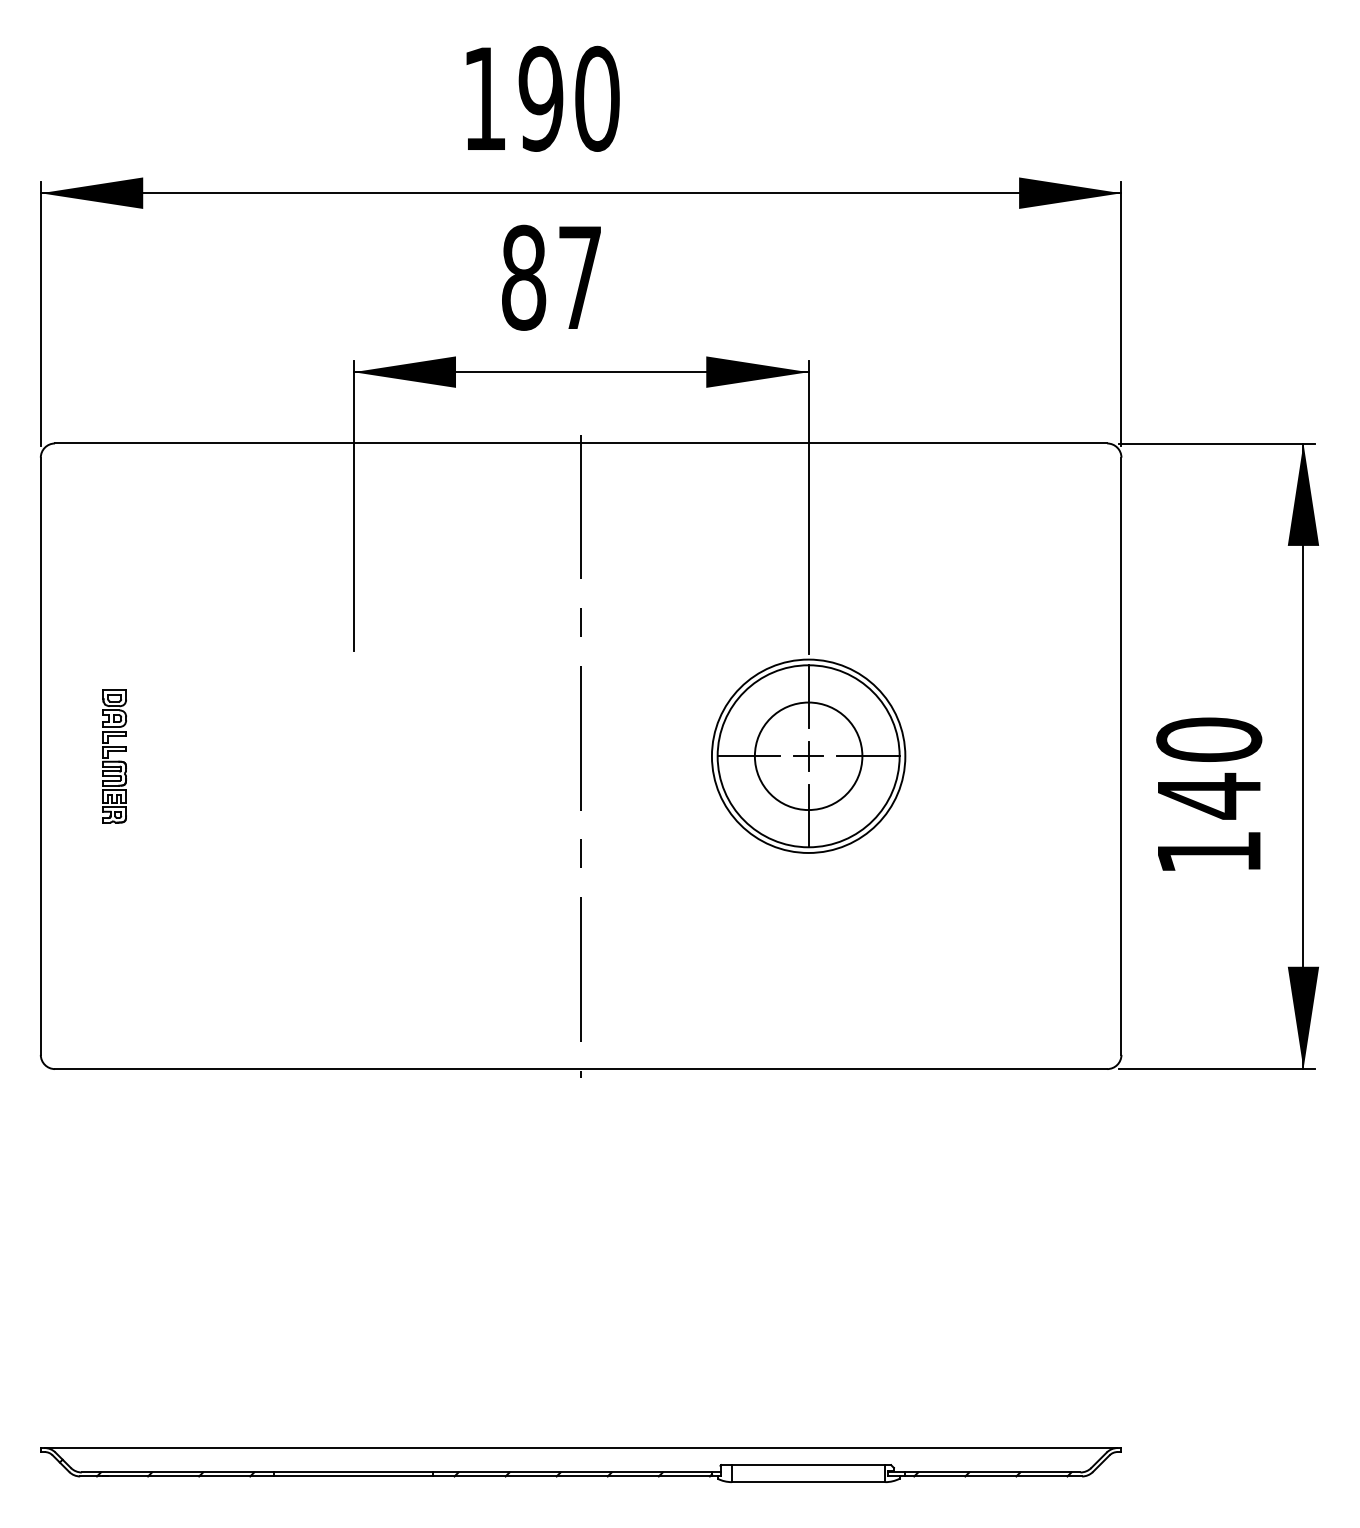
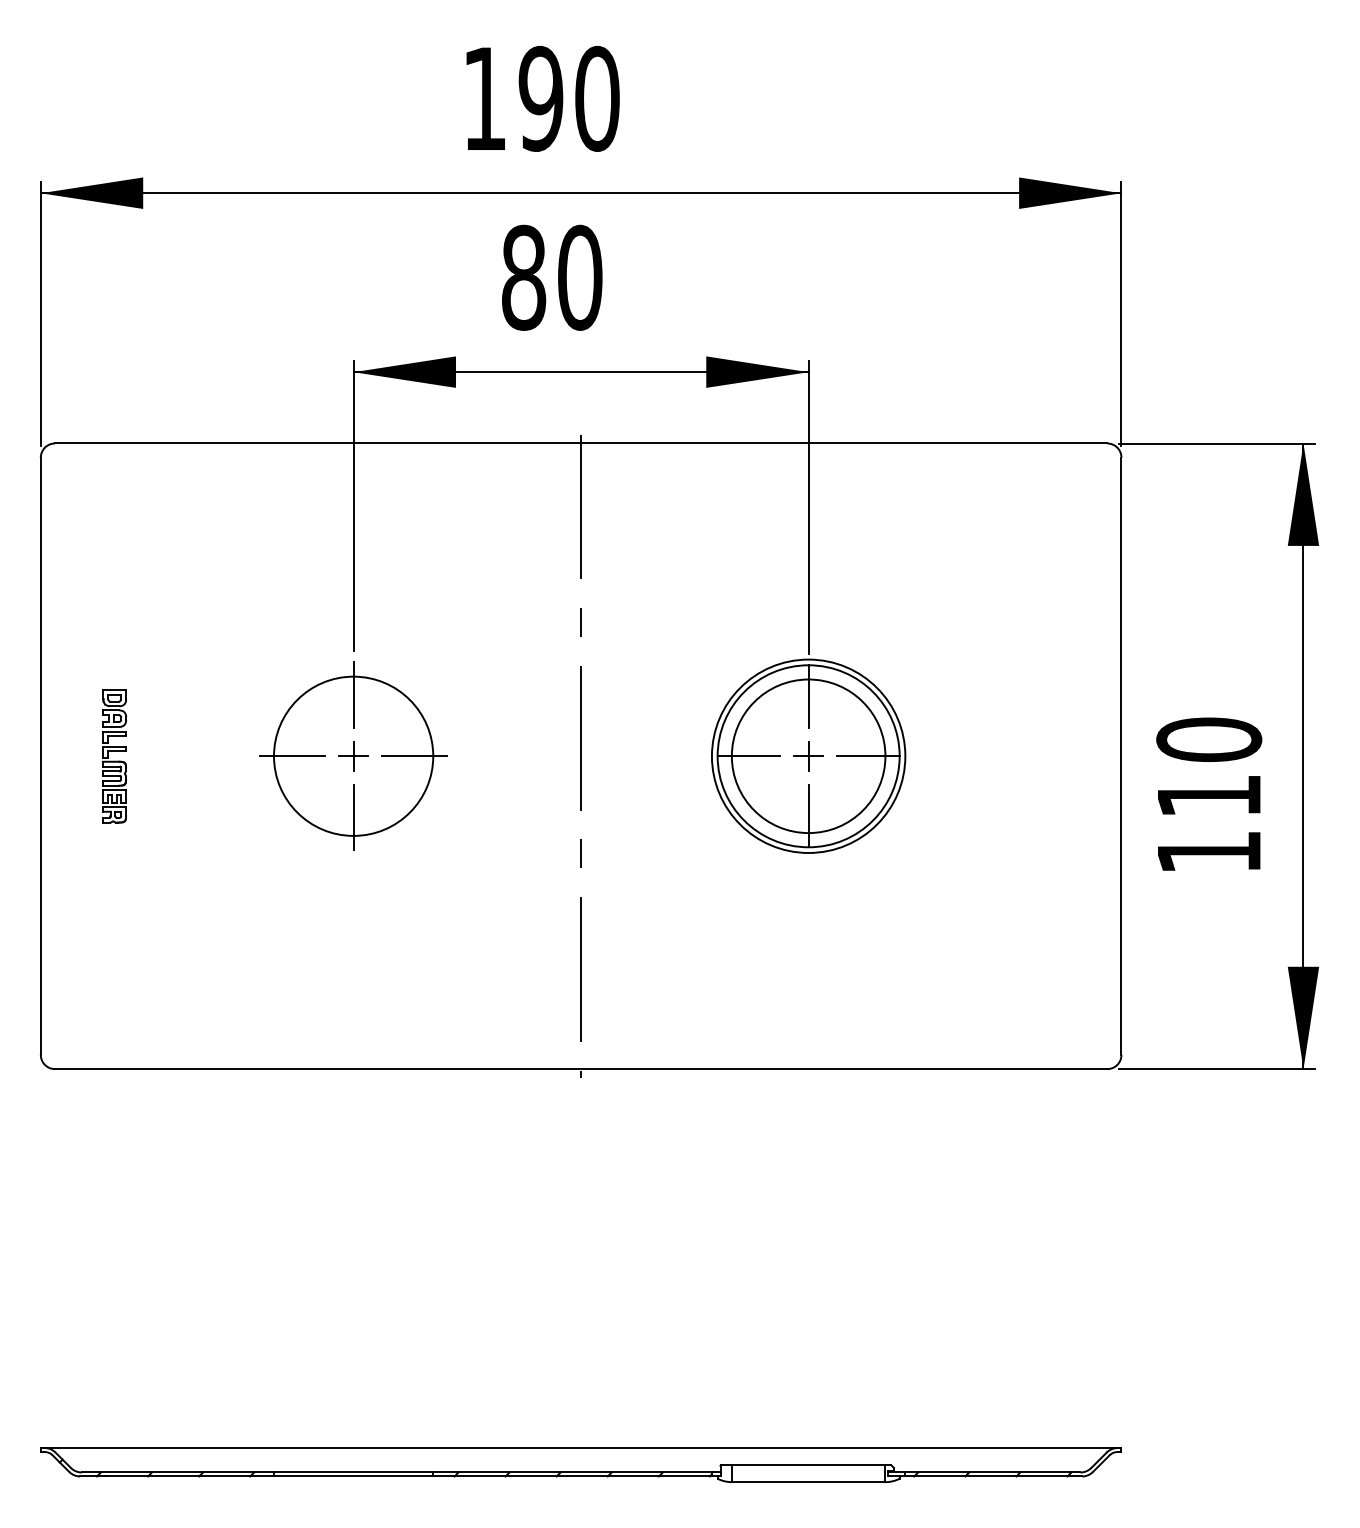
text: 87 -> 80 (580, 277)
part: none -> present (353, 755)
circle diameter: 107 px -> 154 px (808, 756)
text: 140 -> 110 (1209, 795)
